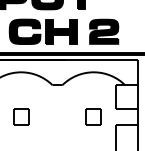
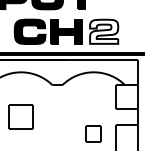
part position: (42, 31) -> (47, 31) (47, 31)
fill: present -> none (104, 31)
part size: 17x18 px -> 26x26 px (20, 116)
part position: (93, 116) -> (93, 133) (93, 133)
